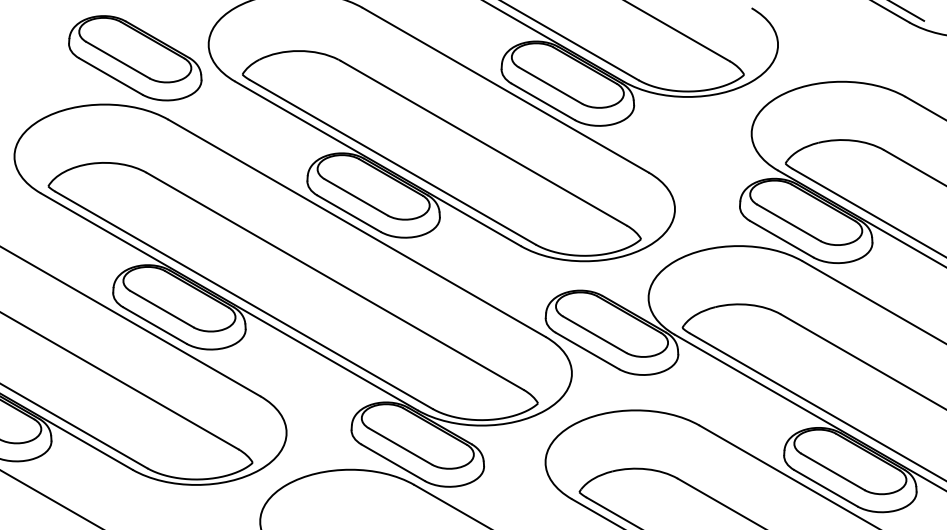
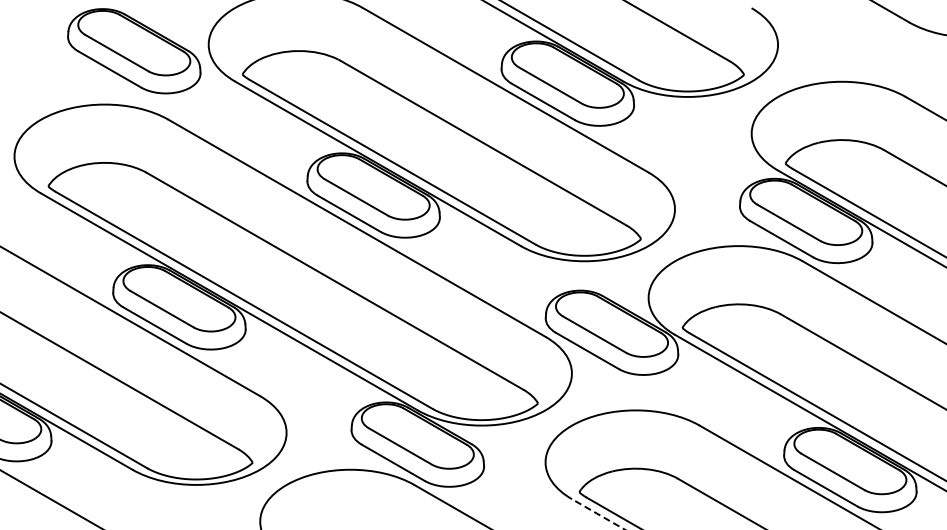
line: present -> none (907, 11)
part position: (135, 58) -> (134, 51) (134, 51)
line: solid -> dashed (597, 514)
